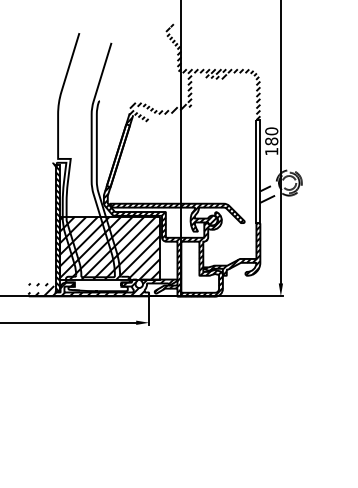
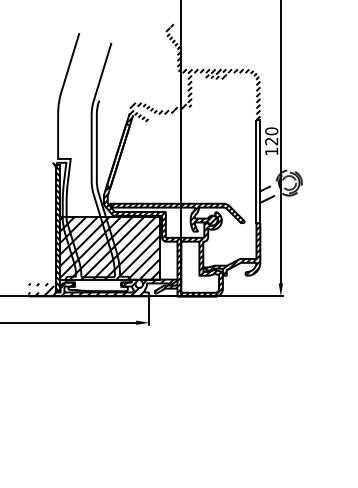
text: 180 -> 120 (271, 141)
